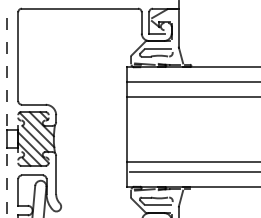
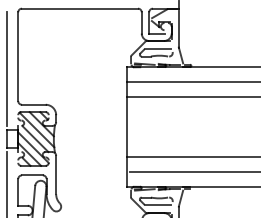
line: dashed -> solid (6, 69)
line position: (191, 162) -> (191, 157) (191, 157)
line: dashed -> solid (6, 184)
